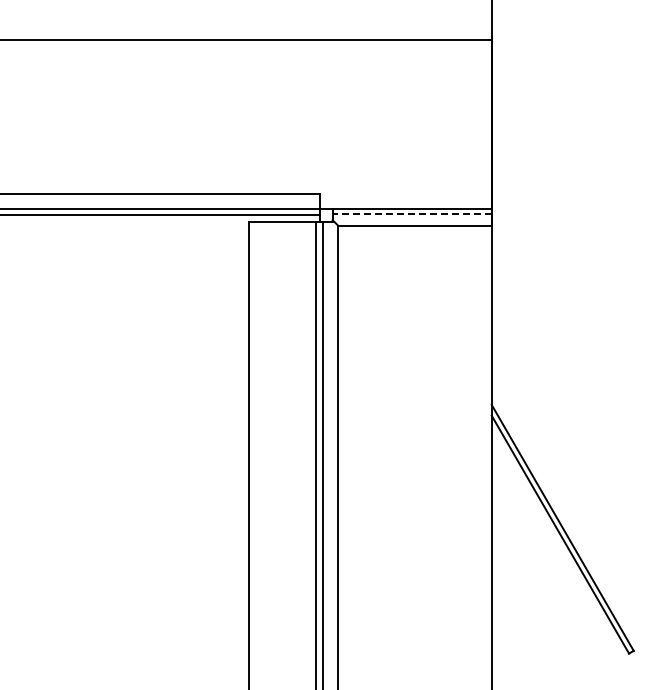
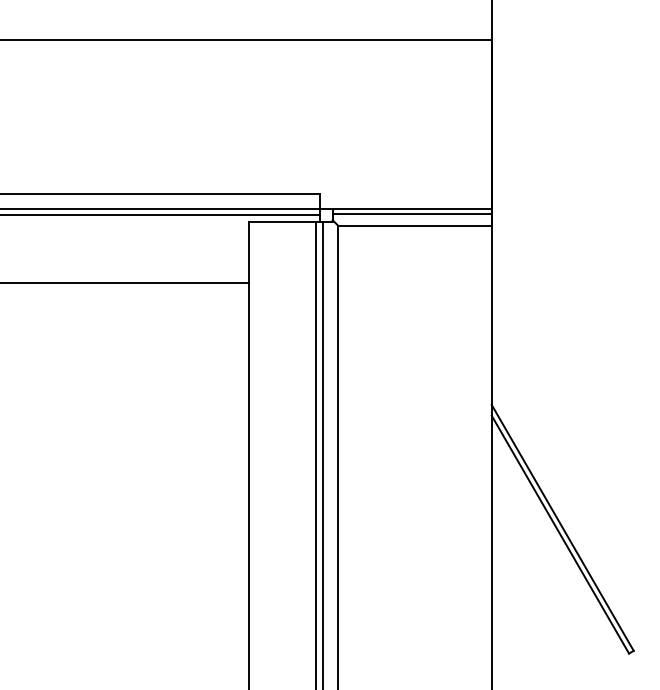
line: dashed -> solid (412, 213)
line: none -> present (125, 282)
